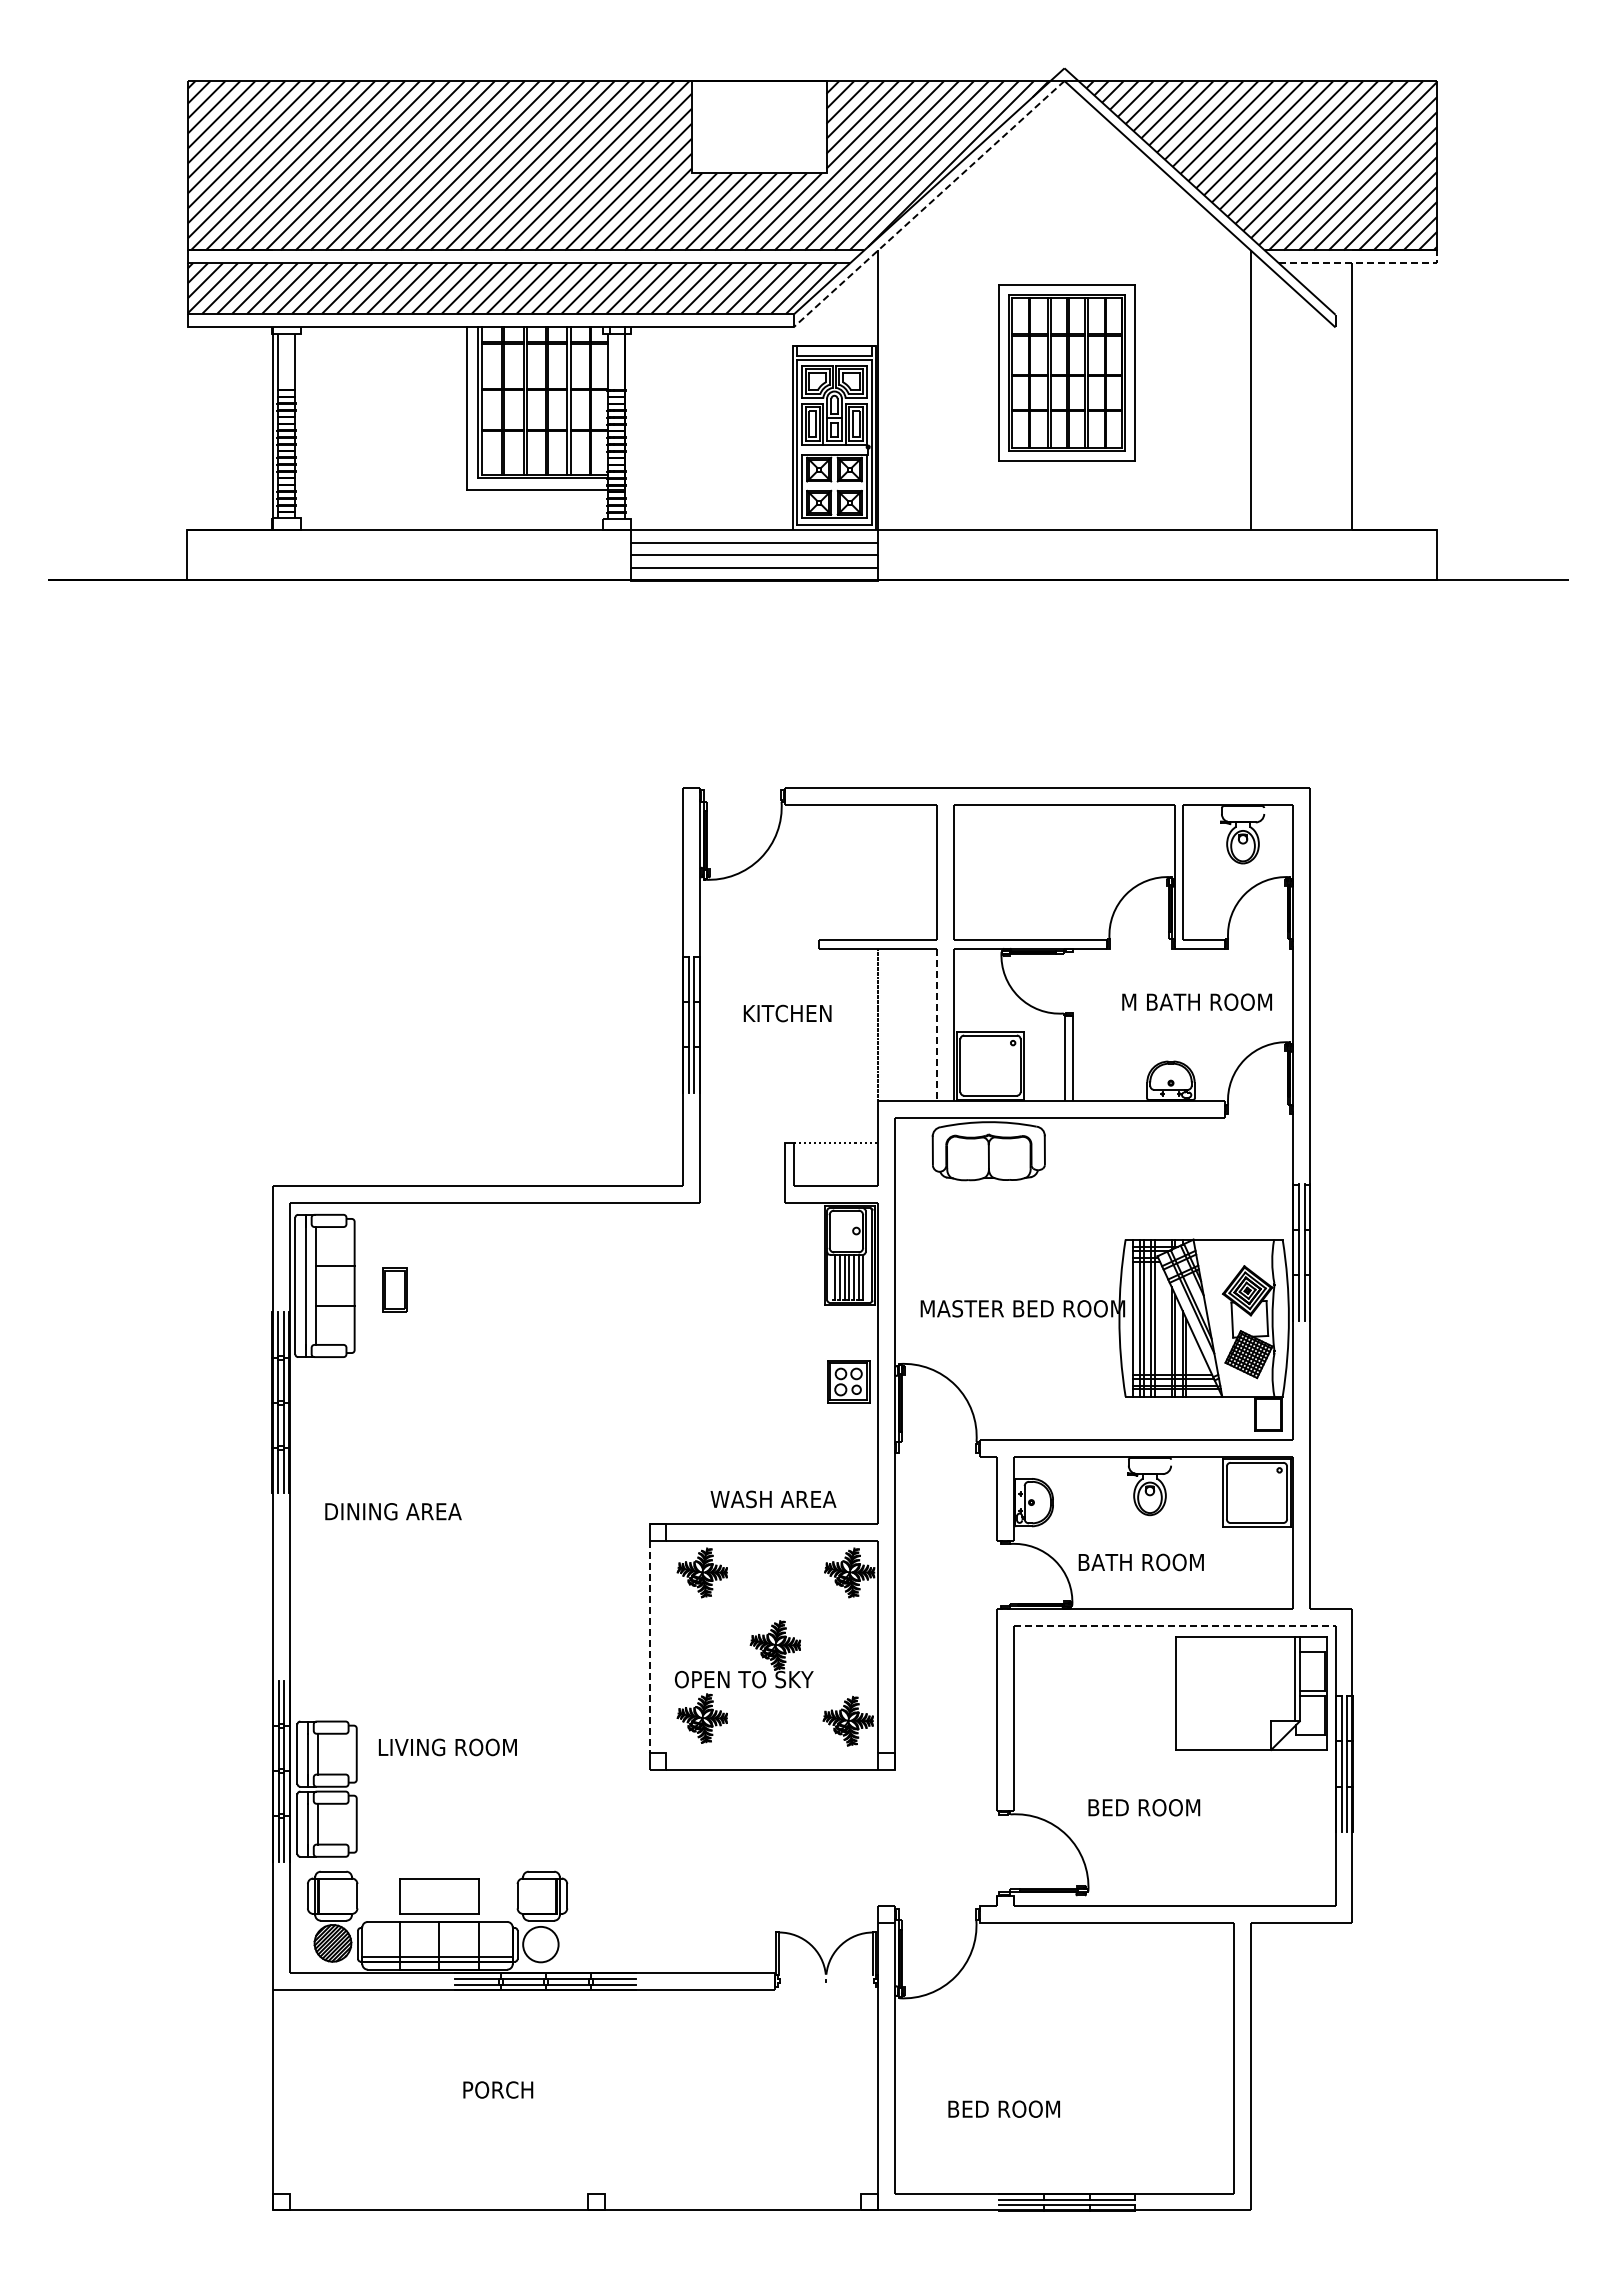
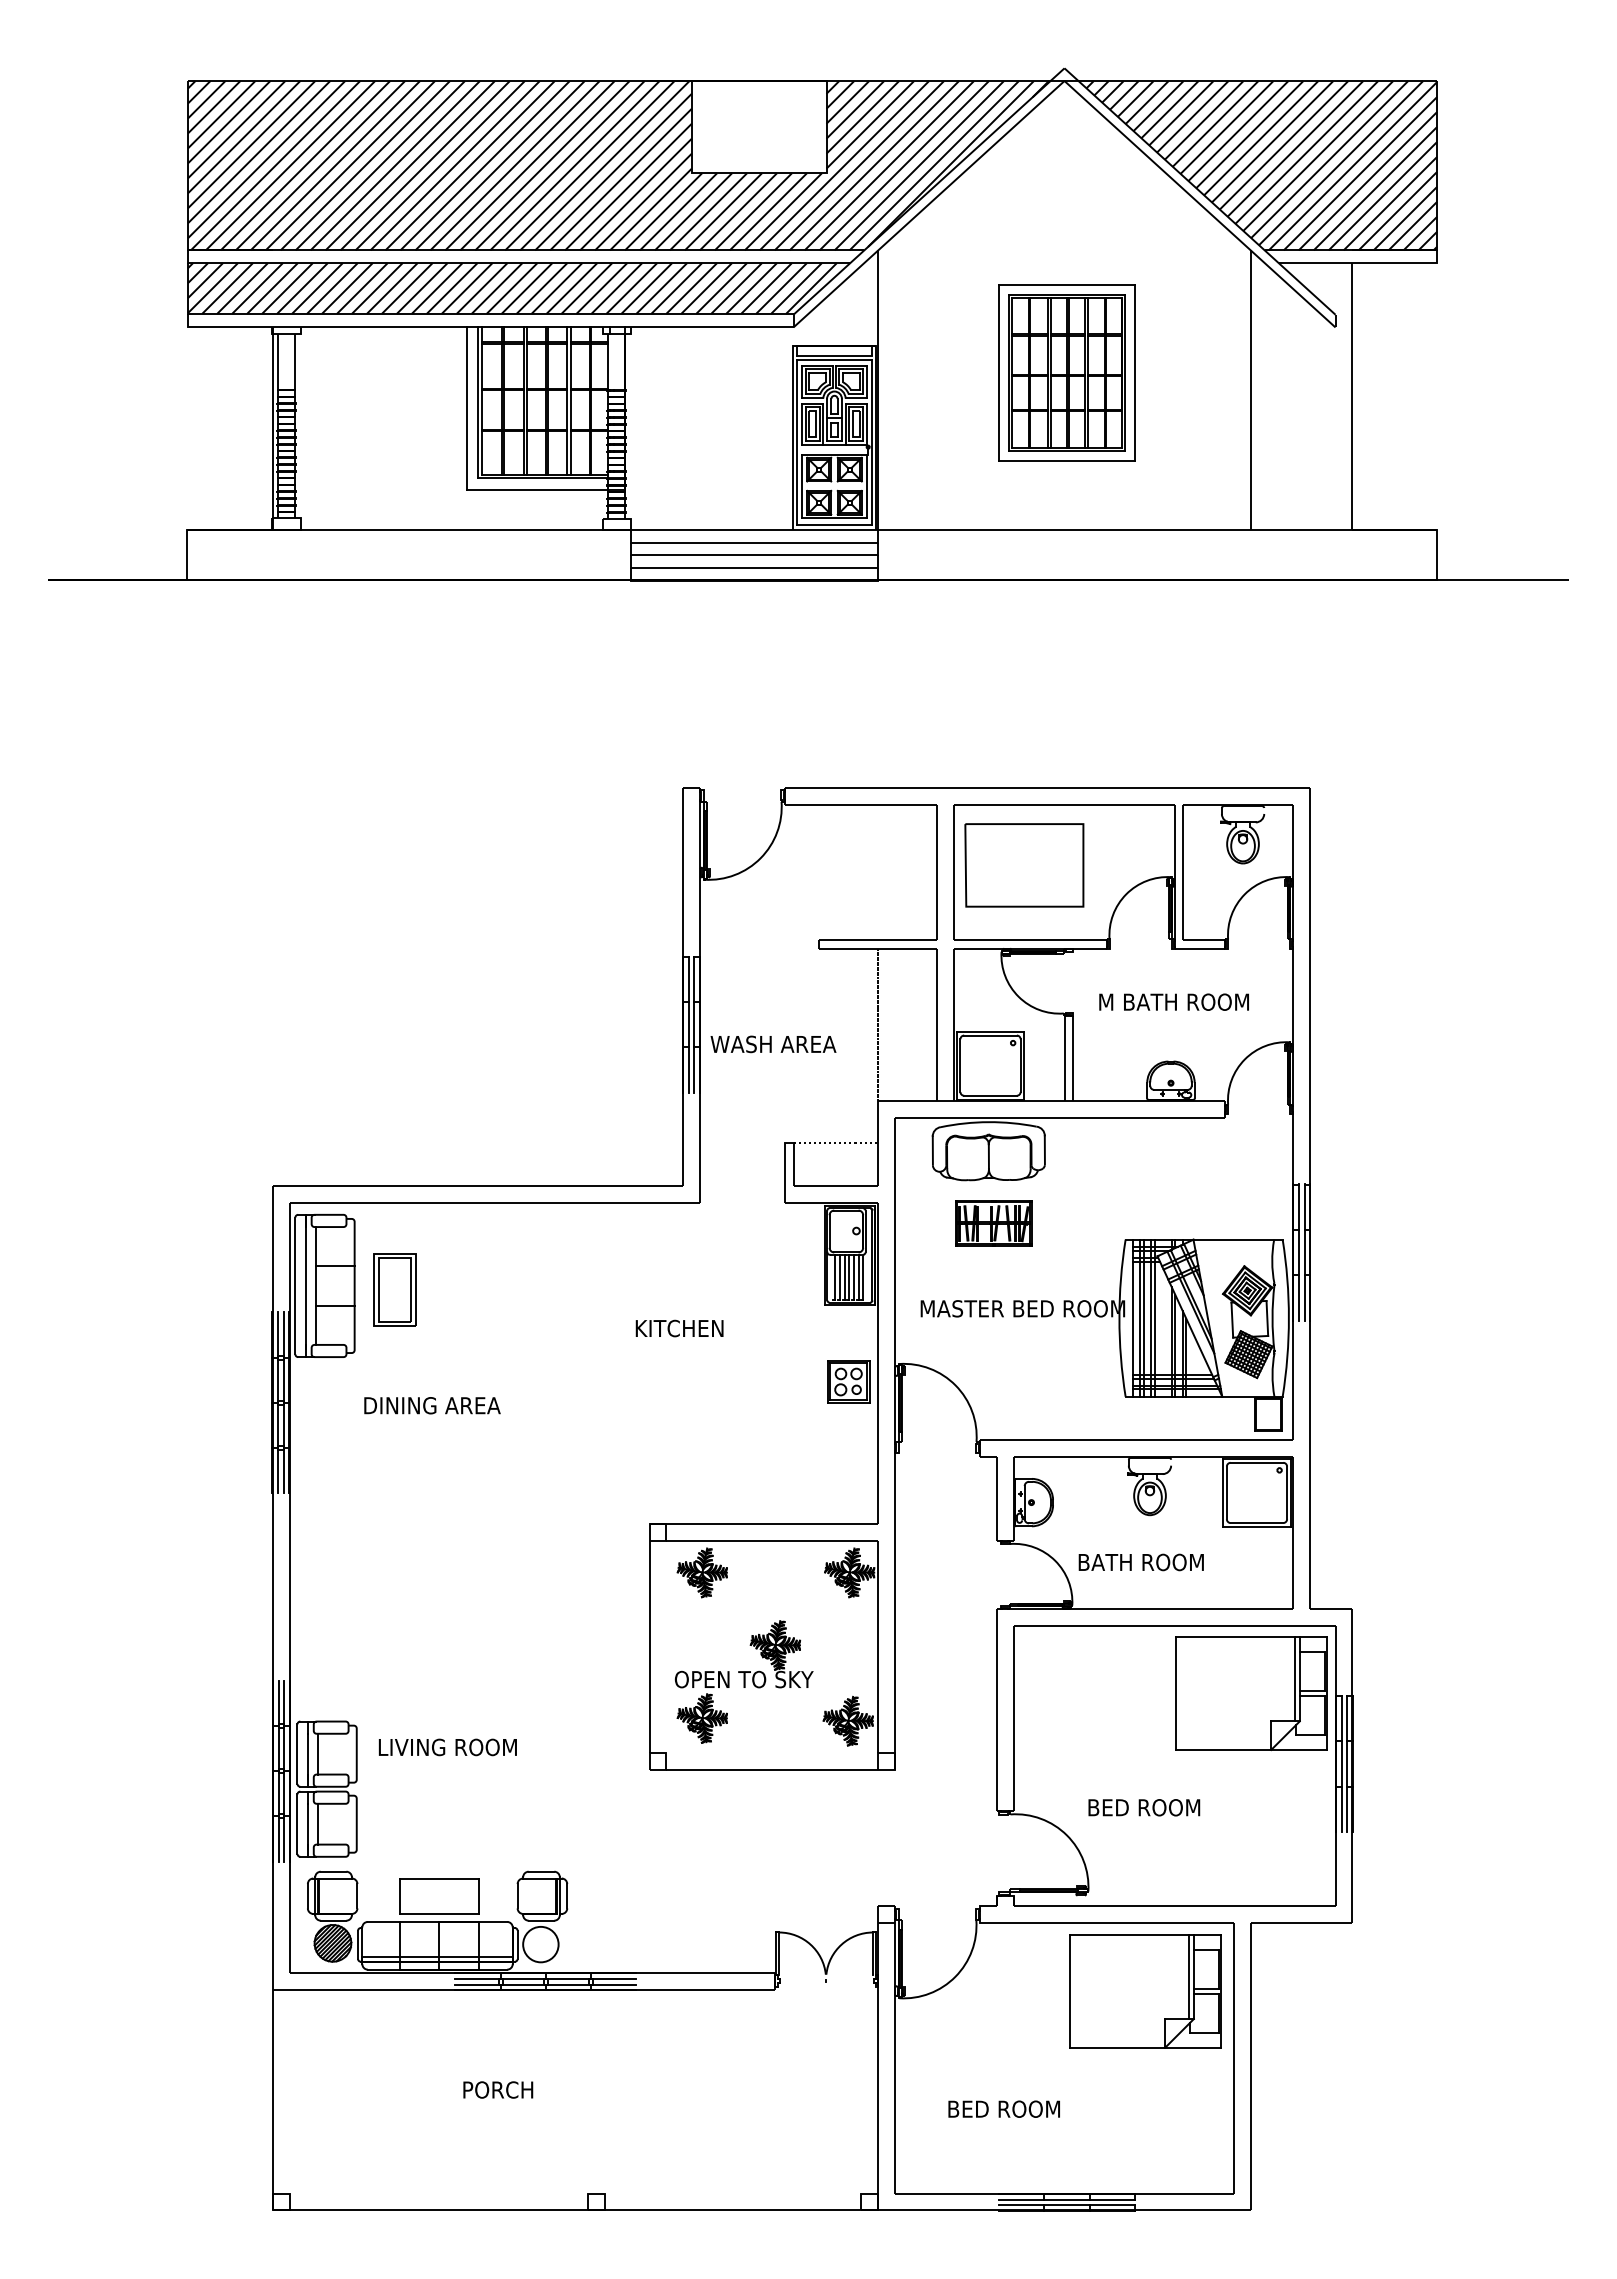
line: dashed -> solid (928, 204)
line: dashed -> solid (1365, 263)
part: none -> present (1024, 865)
text position: (1196, 1001) -> (1173, 1001) (1173, 1001)
text position: (787, 1013) -> (679, 1328) (679, 1328)
line: dashed -> solid (937, 1025)
part: none -> present (993, 1223)
part size: 26x46 px -> 44x74 px (394, 1289)
text position: (773, 1499) -> (773, 1044) (773, 1044)
text position: (393, 1511) -> (432, 1405) (432, 1405)
line: dashed -> solid (1174, 1626)
line: dashed -> solid (649, 1647)
part: none -> present (1145, 1991)
